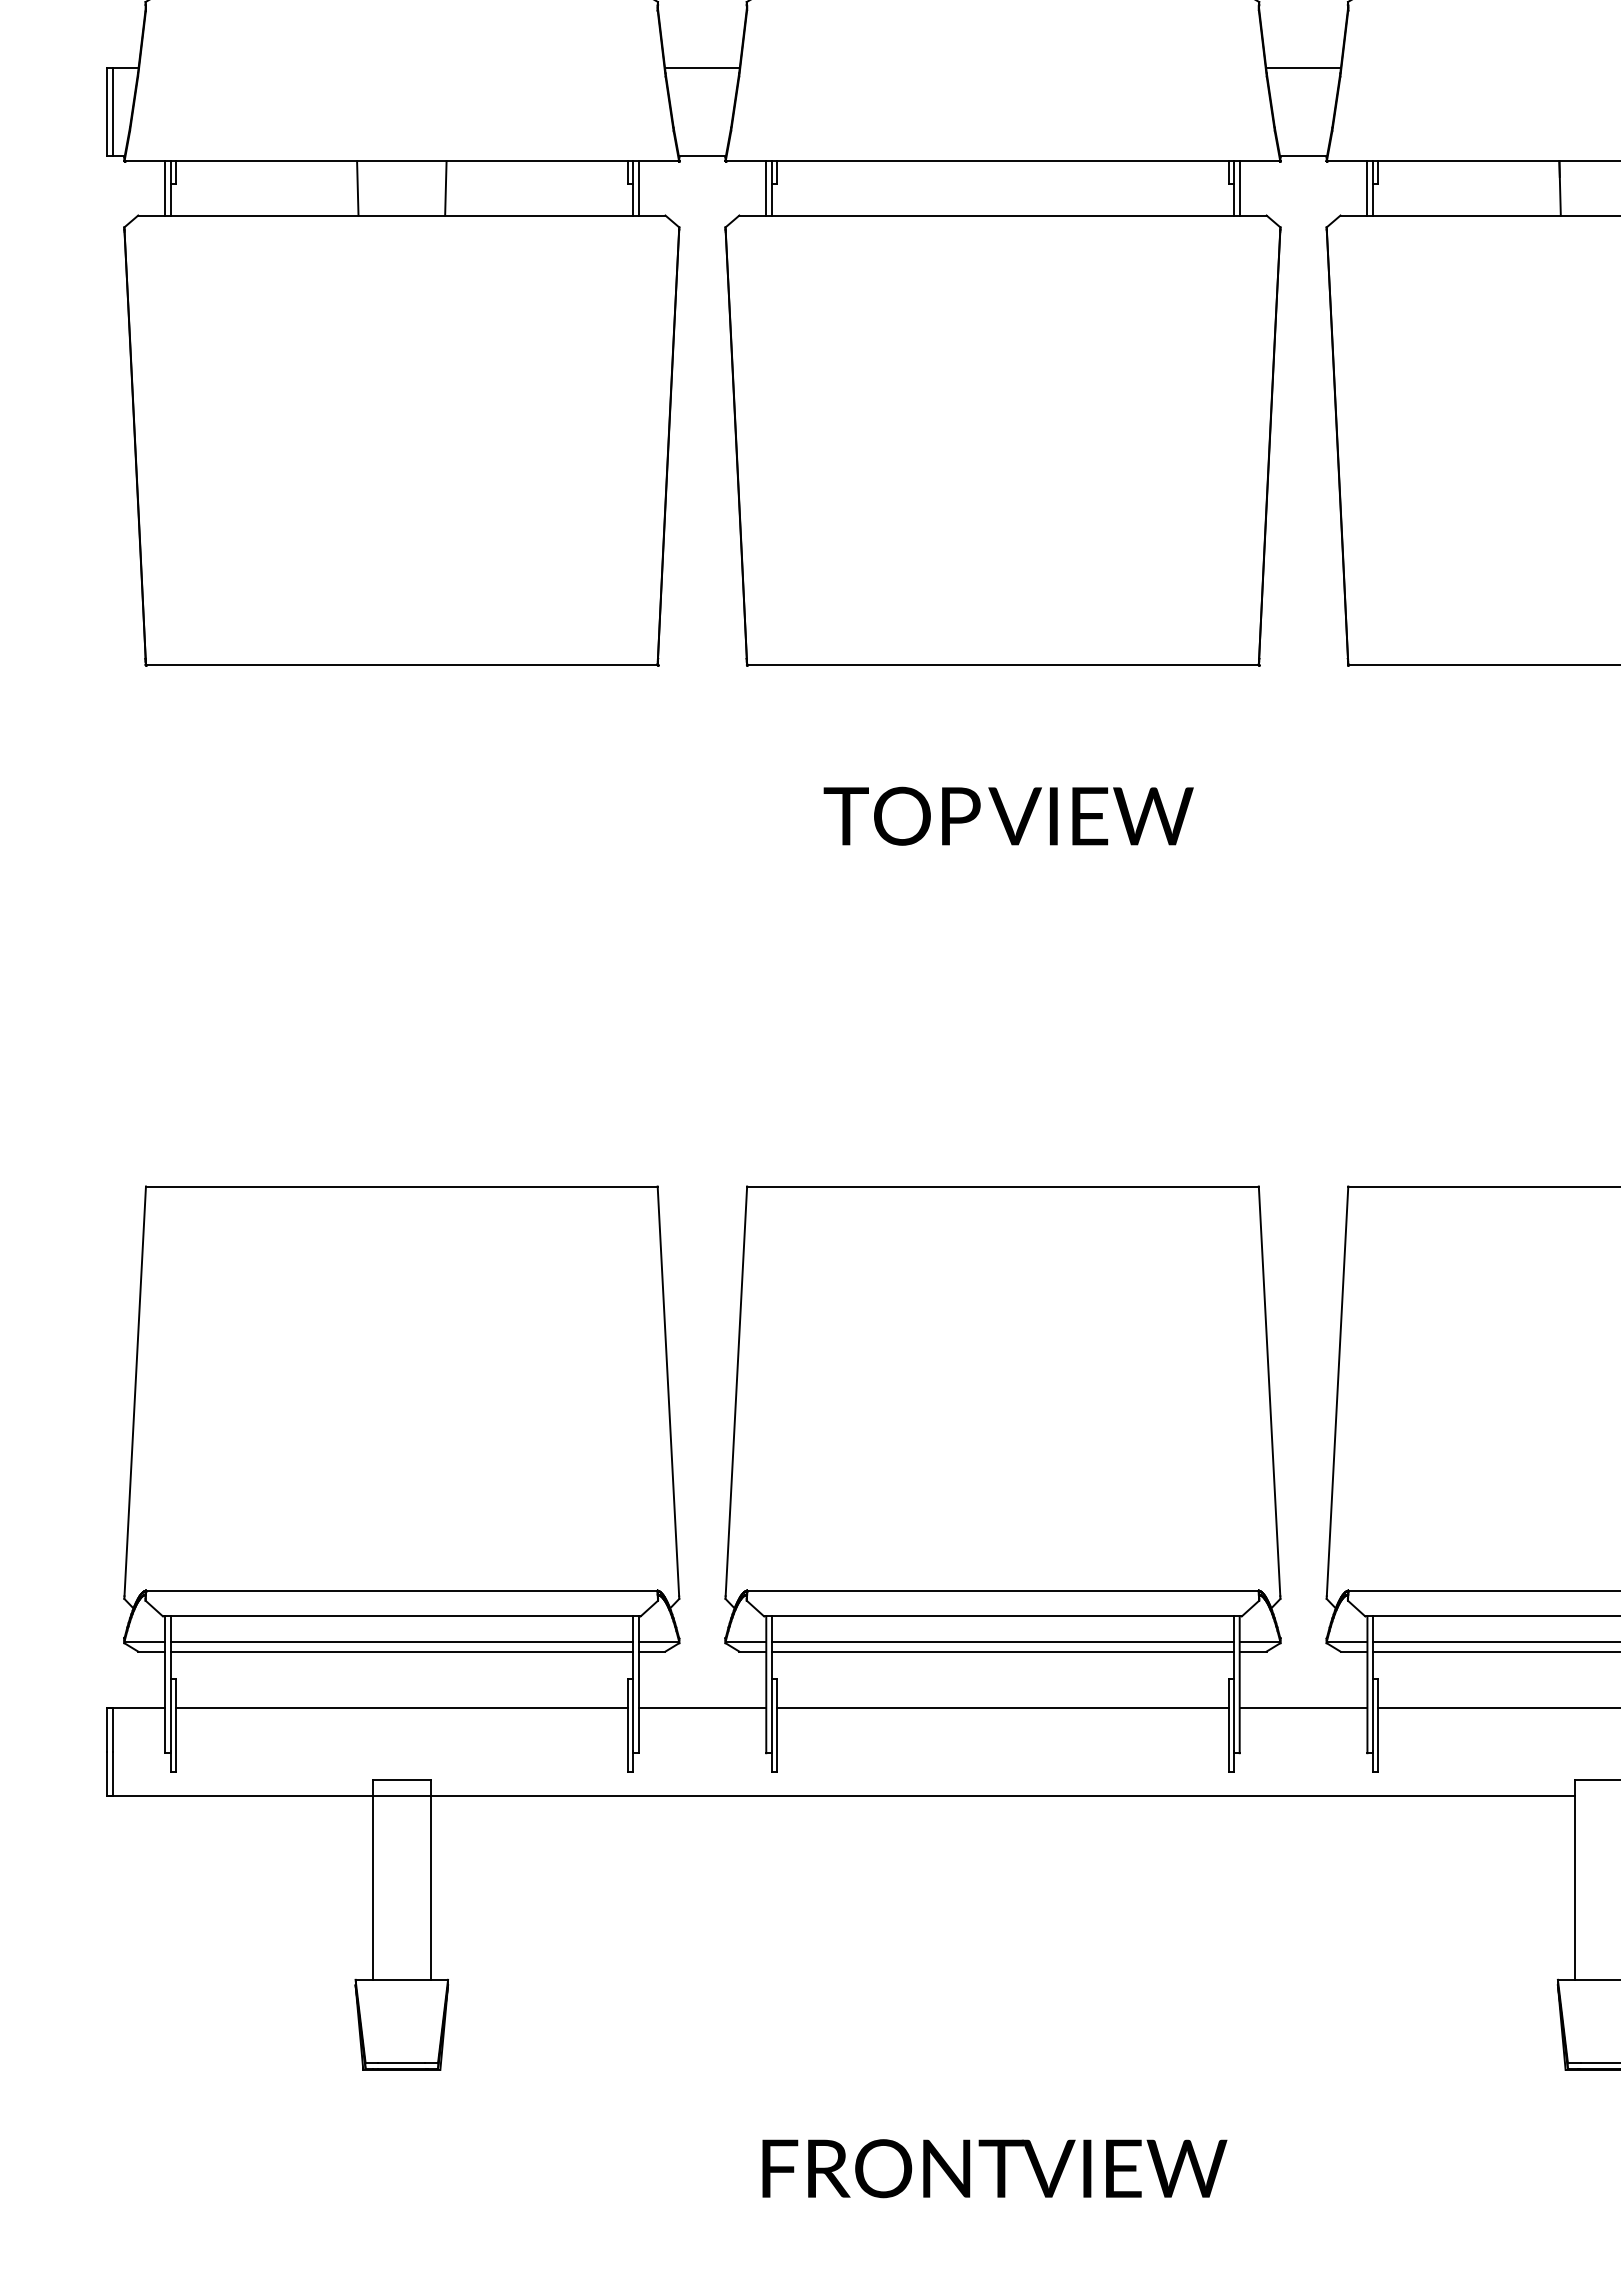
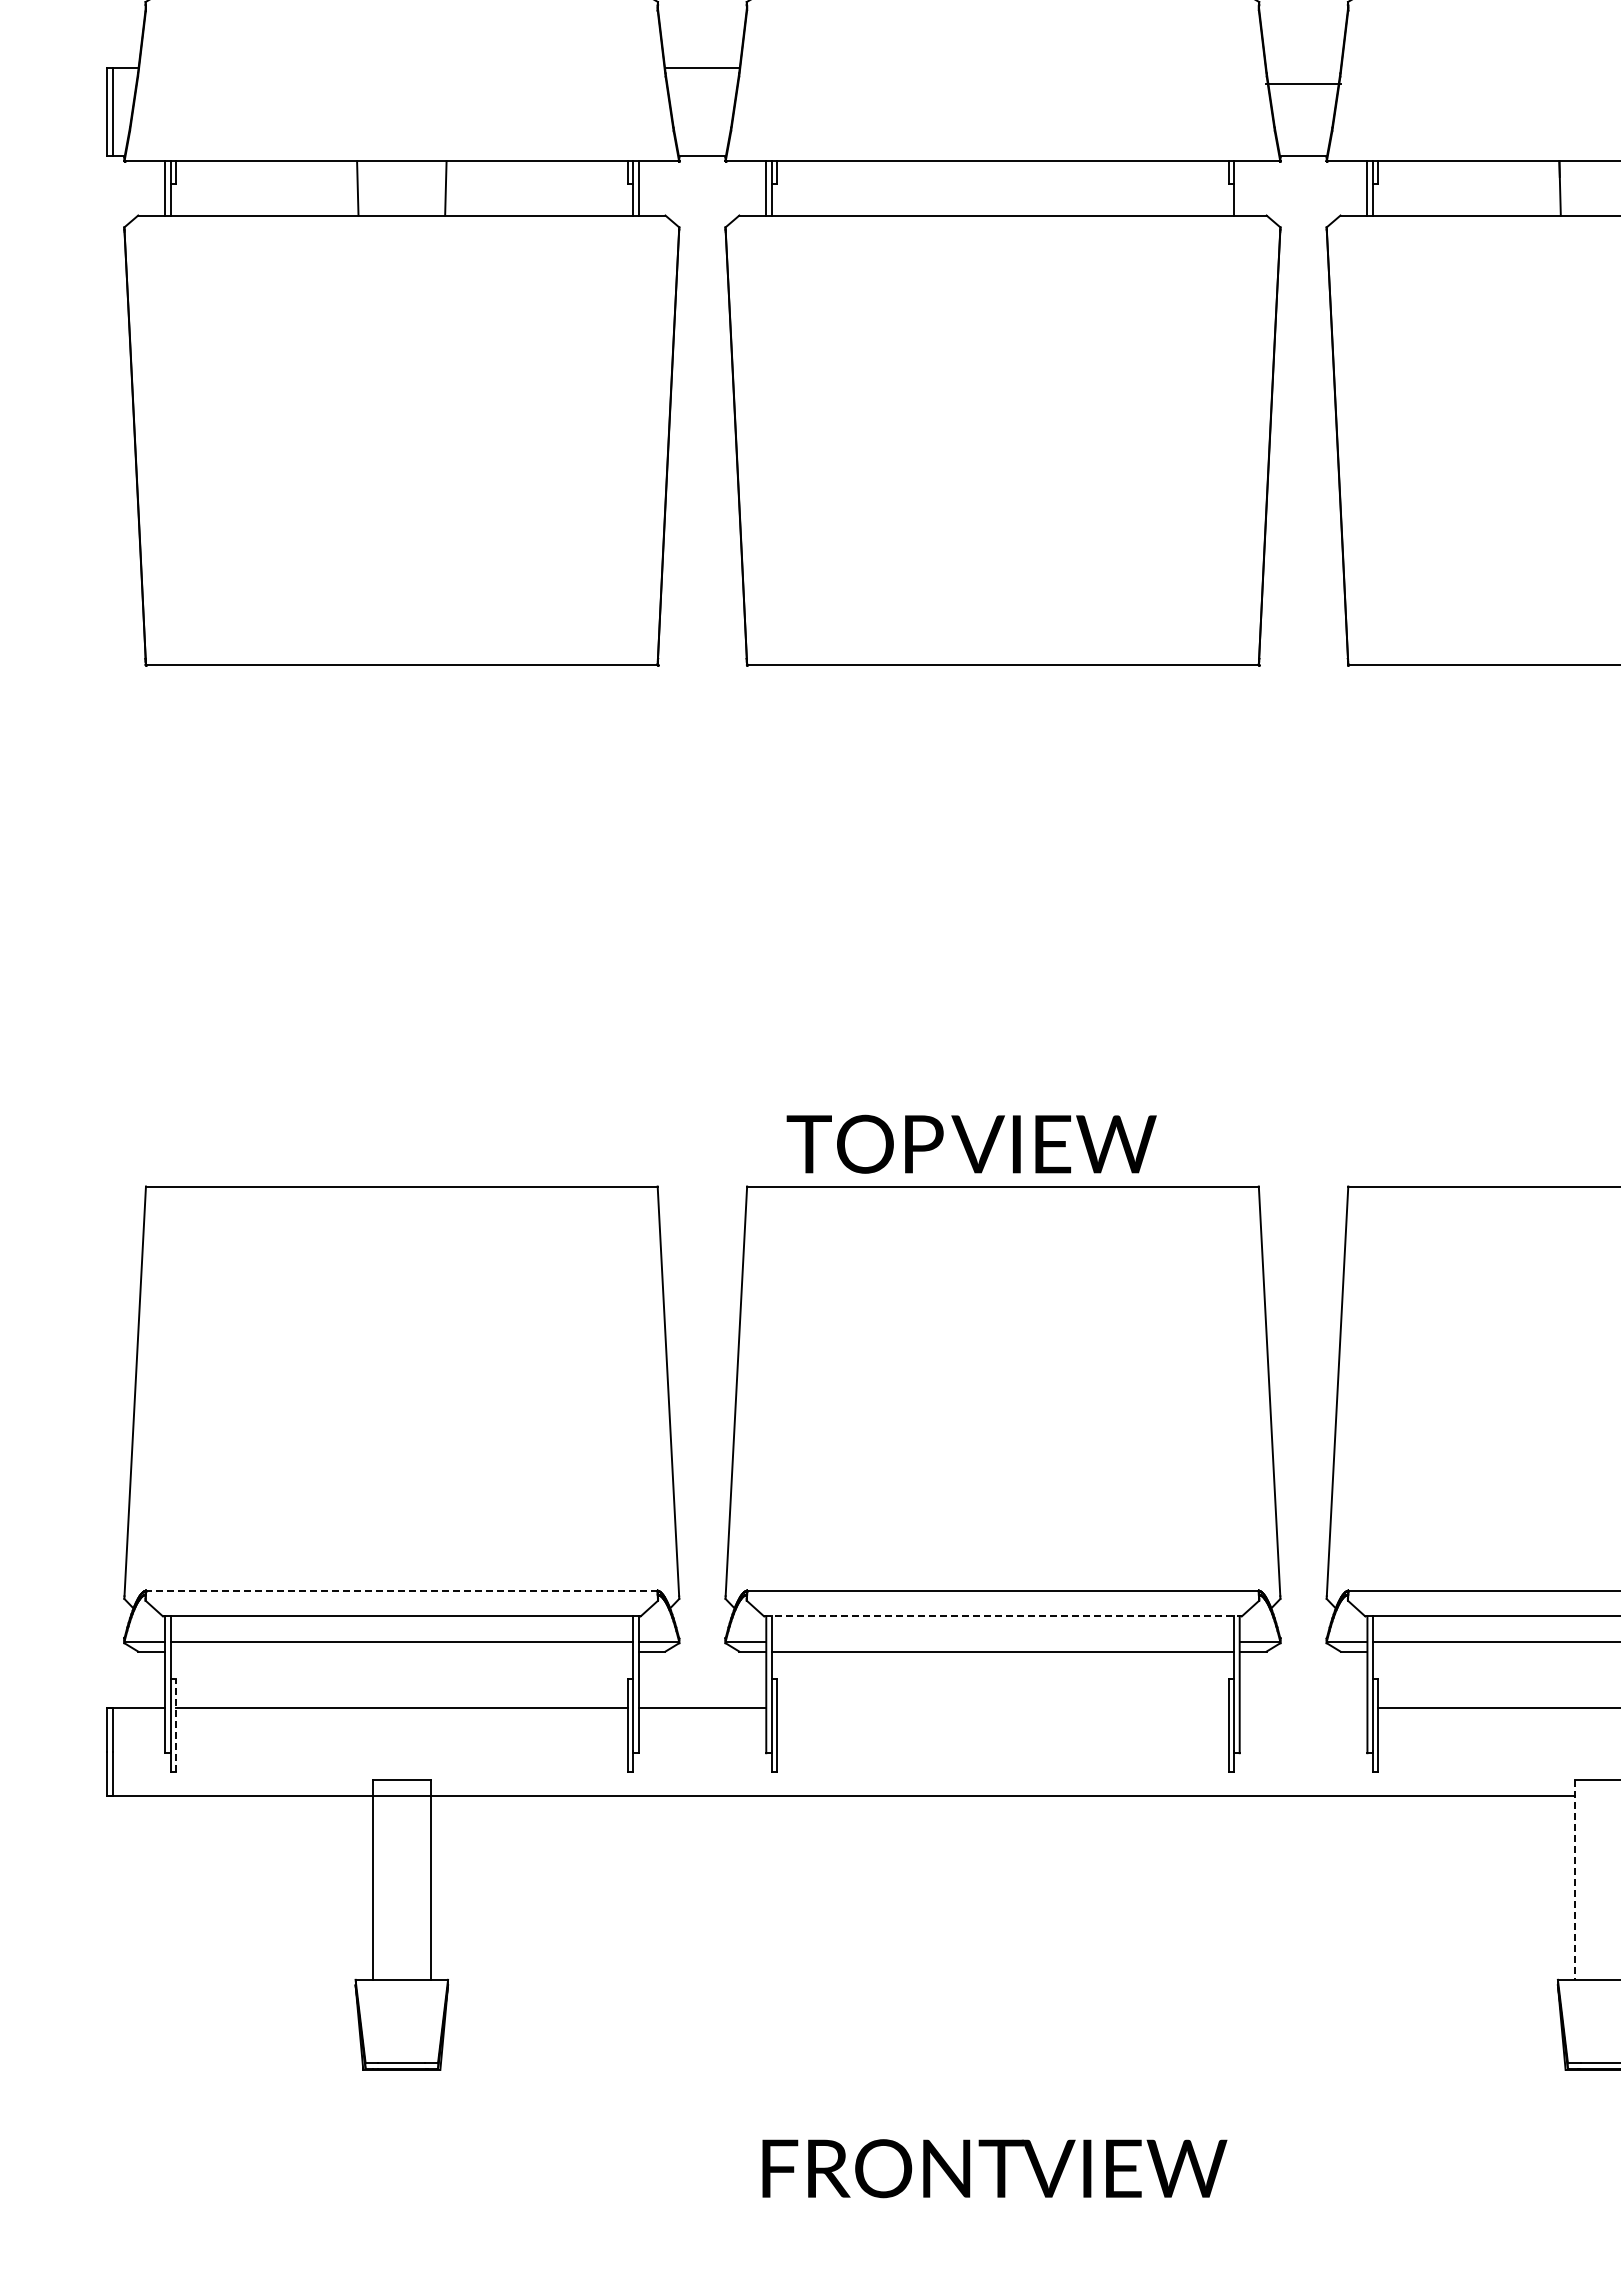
line position: (1303, 68) -> (1303, 84) (1303, 84)
line: present -> none (1239, 188)
text position: (1008, 815) -> (971, 1143) (971, 1143)
line: solid -> dashed (401, 1590)
line: solid -> dashed (1002, 1616)
line: present -> none (1002, 1641)
line: present -> none (401, 1651)
line: present -> none (1494, 1651)
line: present -> none (1002, 1708)
line: present -> none (1303, 1708)
line: solid -> dashed (176, 1725)
line: solid -> dashed (1575, 1879)
